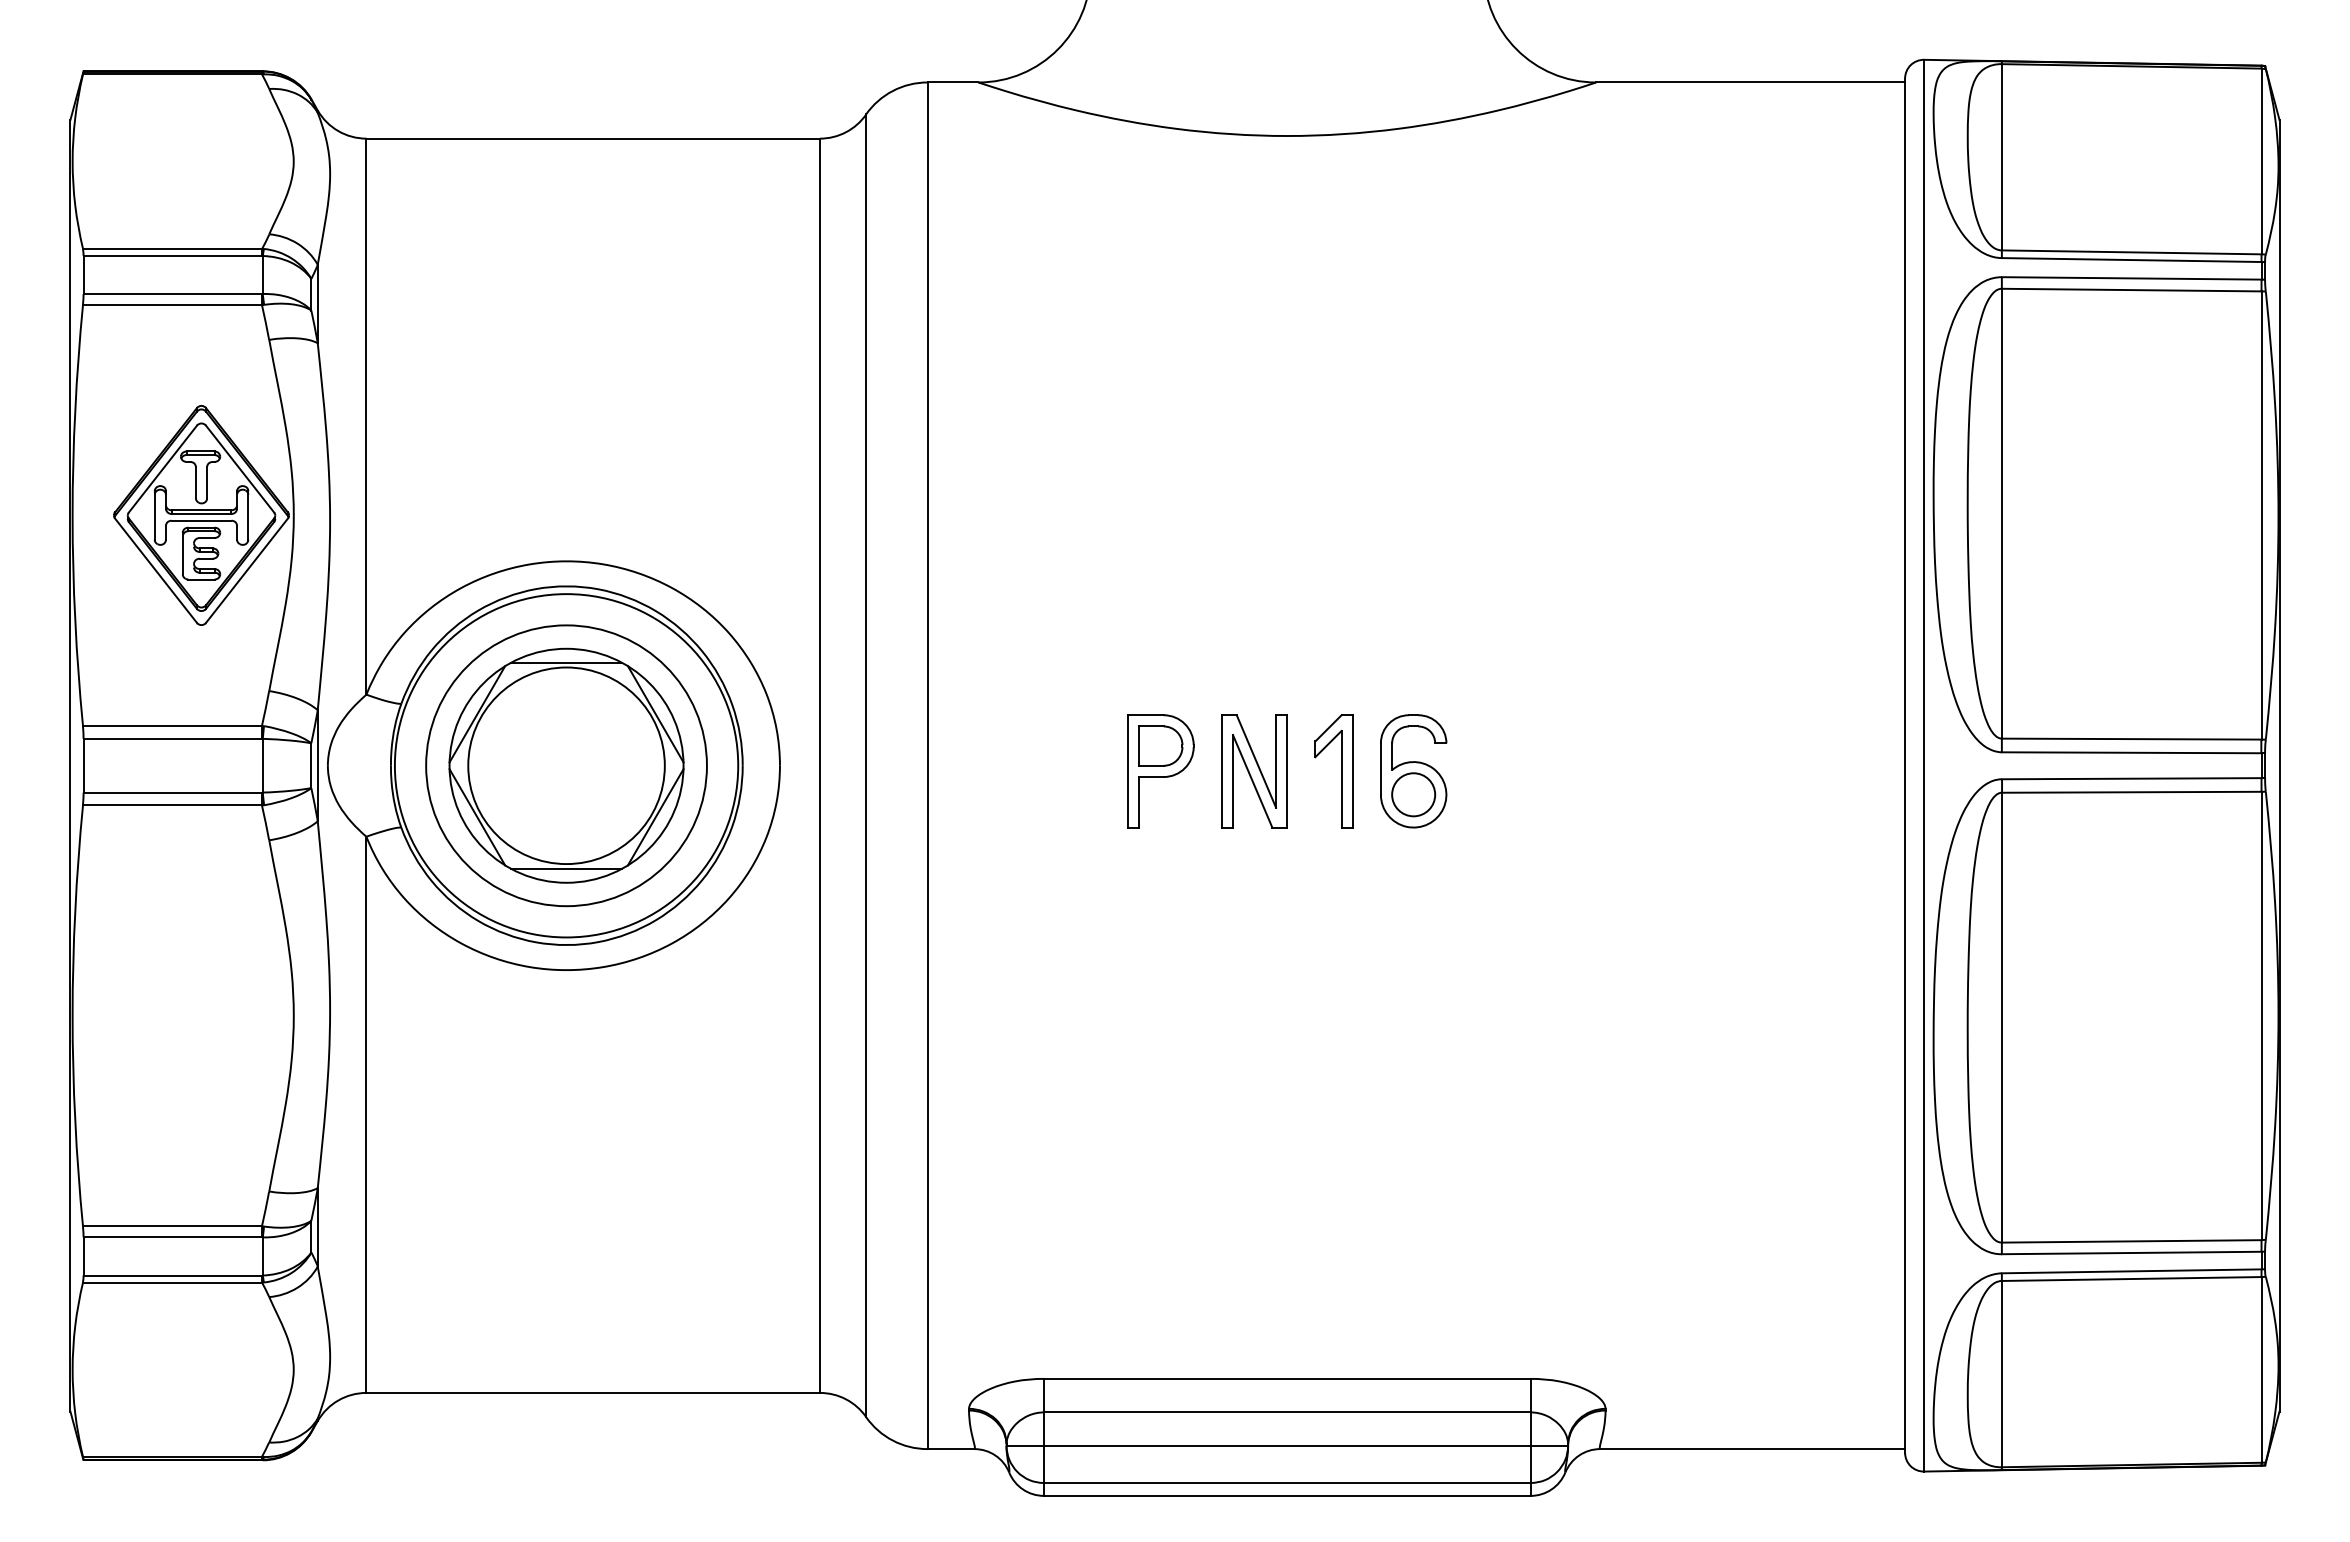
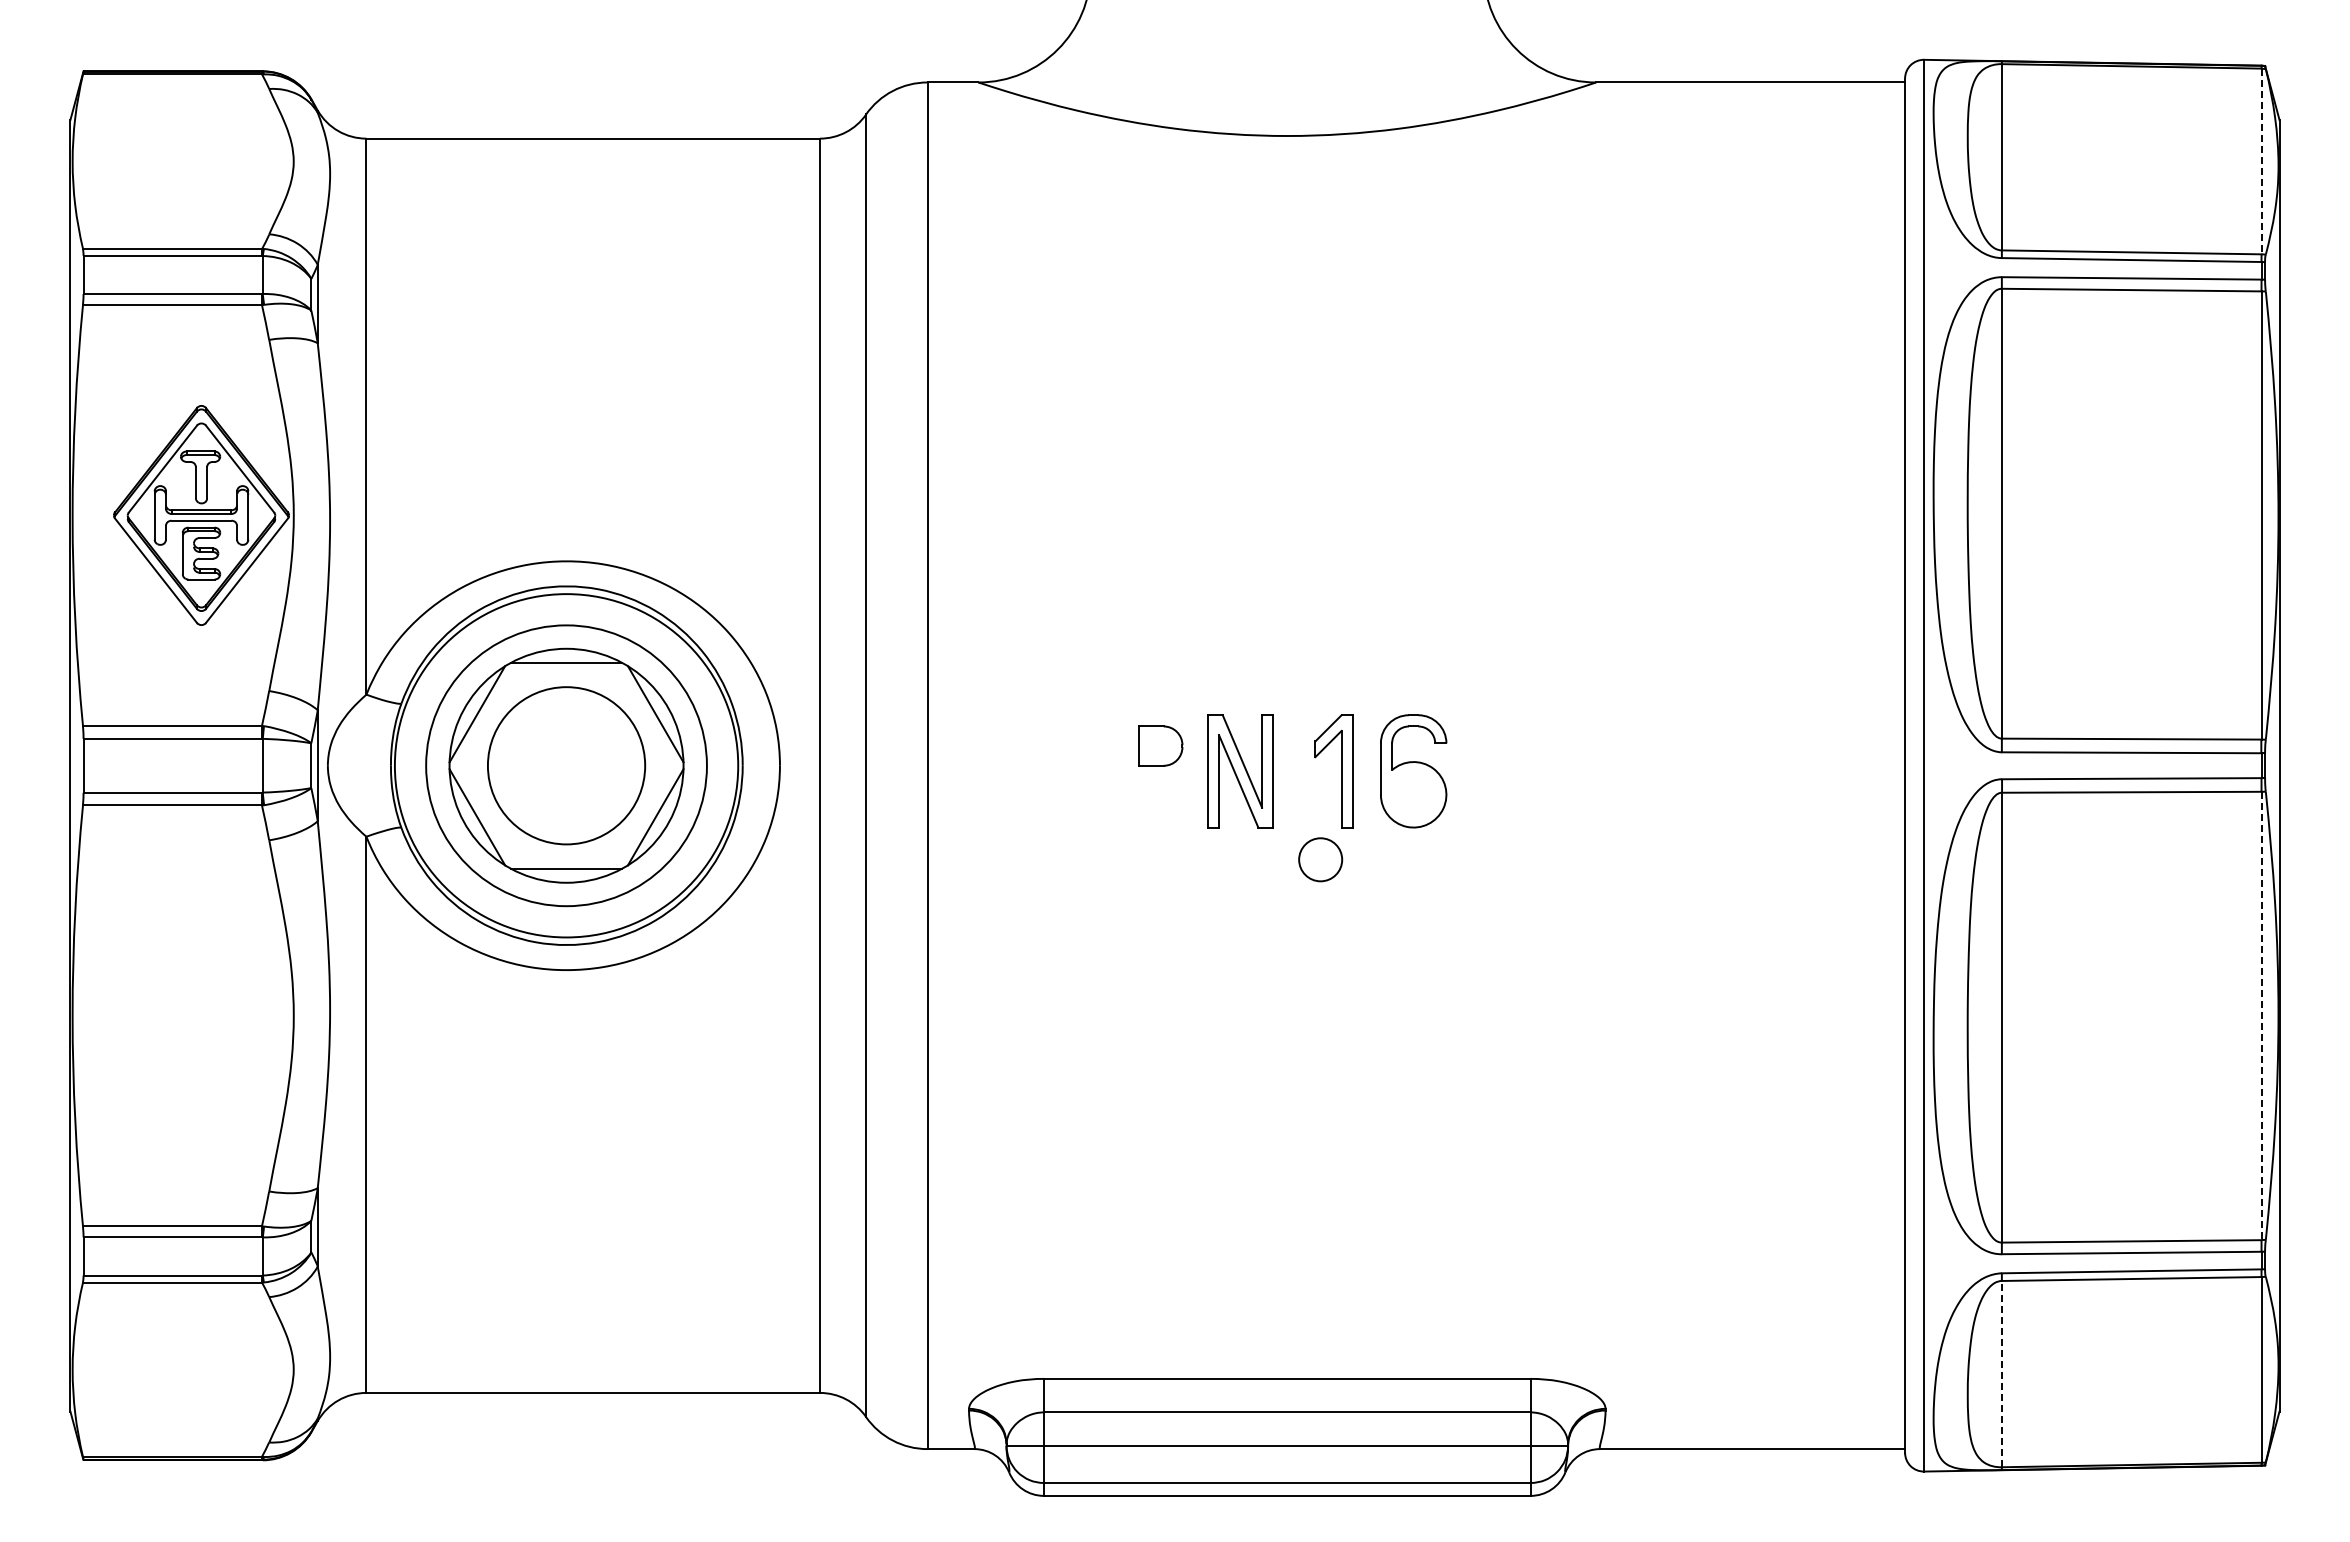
line: solid -> dashed (2261, 161)
circle diameter: 197 px -> 157 px (566, 765)
part: present -> none (1160, 771)
part position: (1254, 771) -> (1240, 771) (1240, 771)
circle position: (1413, 794) -> (1320, 859) (1320, 859)
line: solid -> dashed (2261, 1016)
line: solid -> dashed (2001, 1373)
